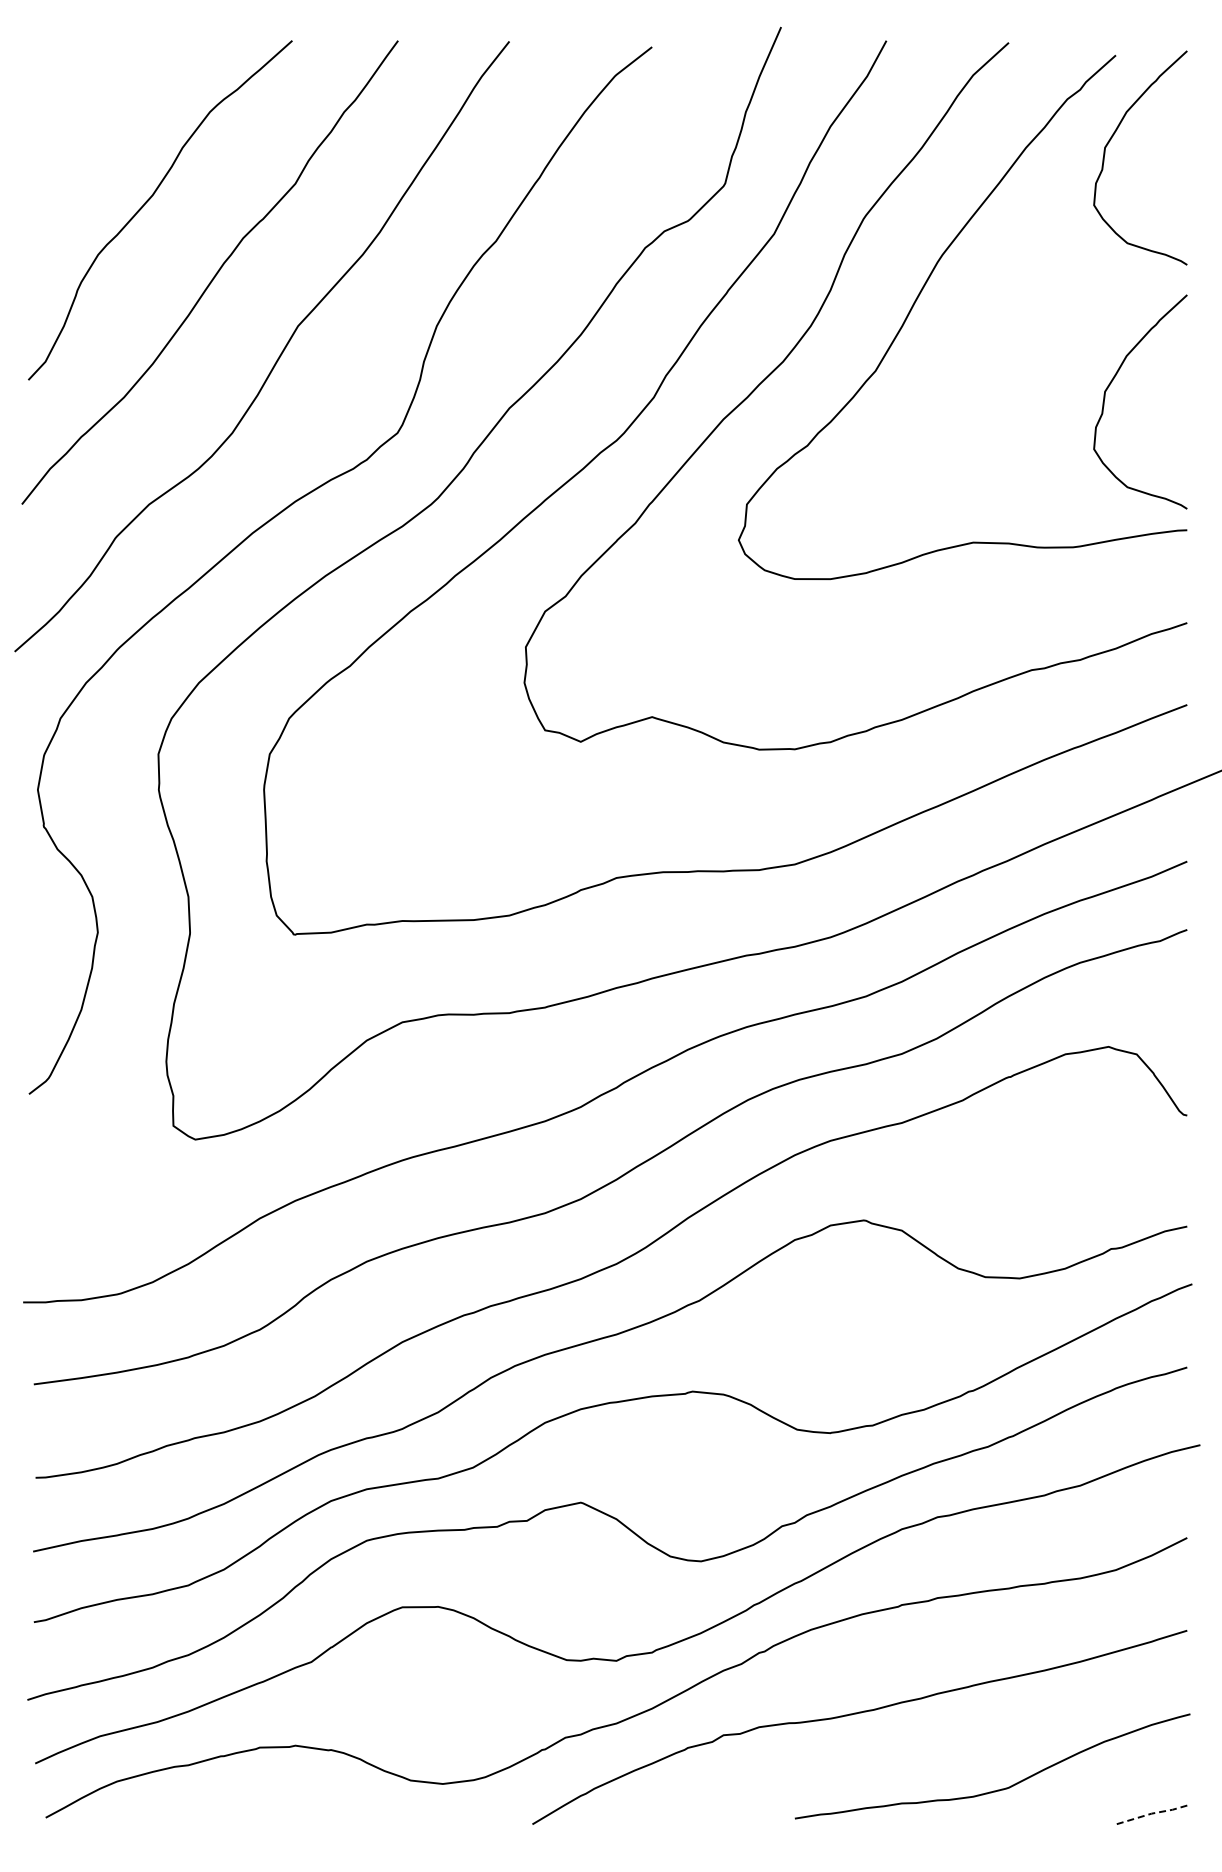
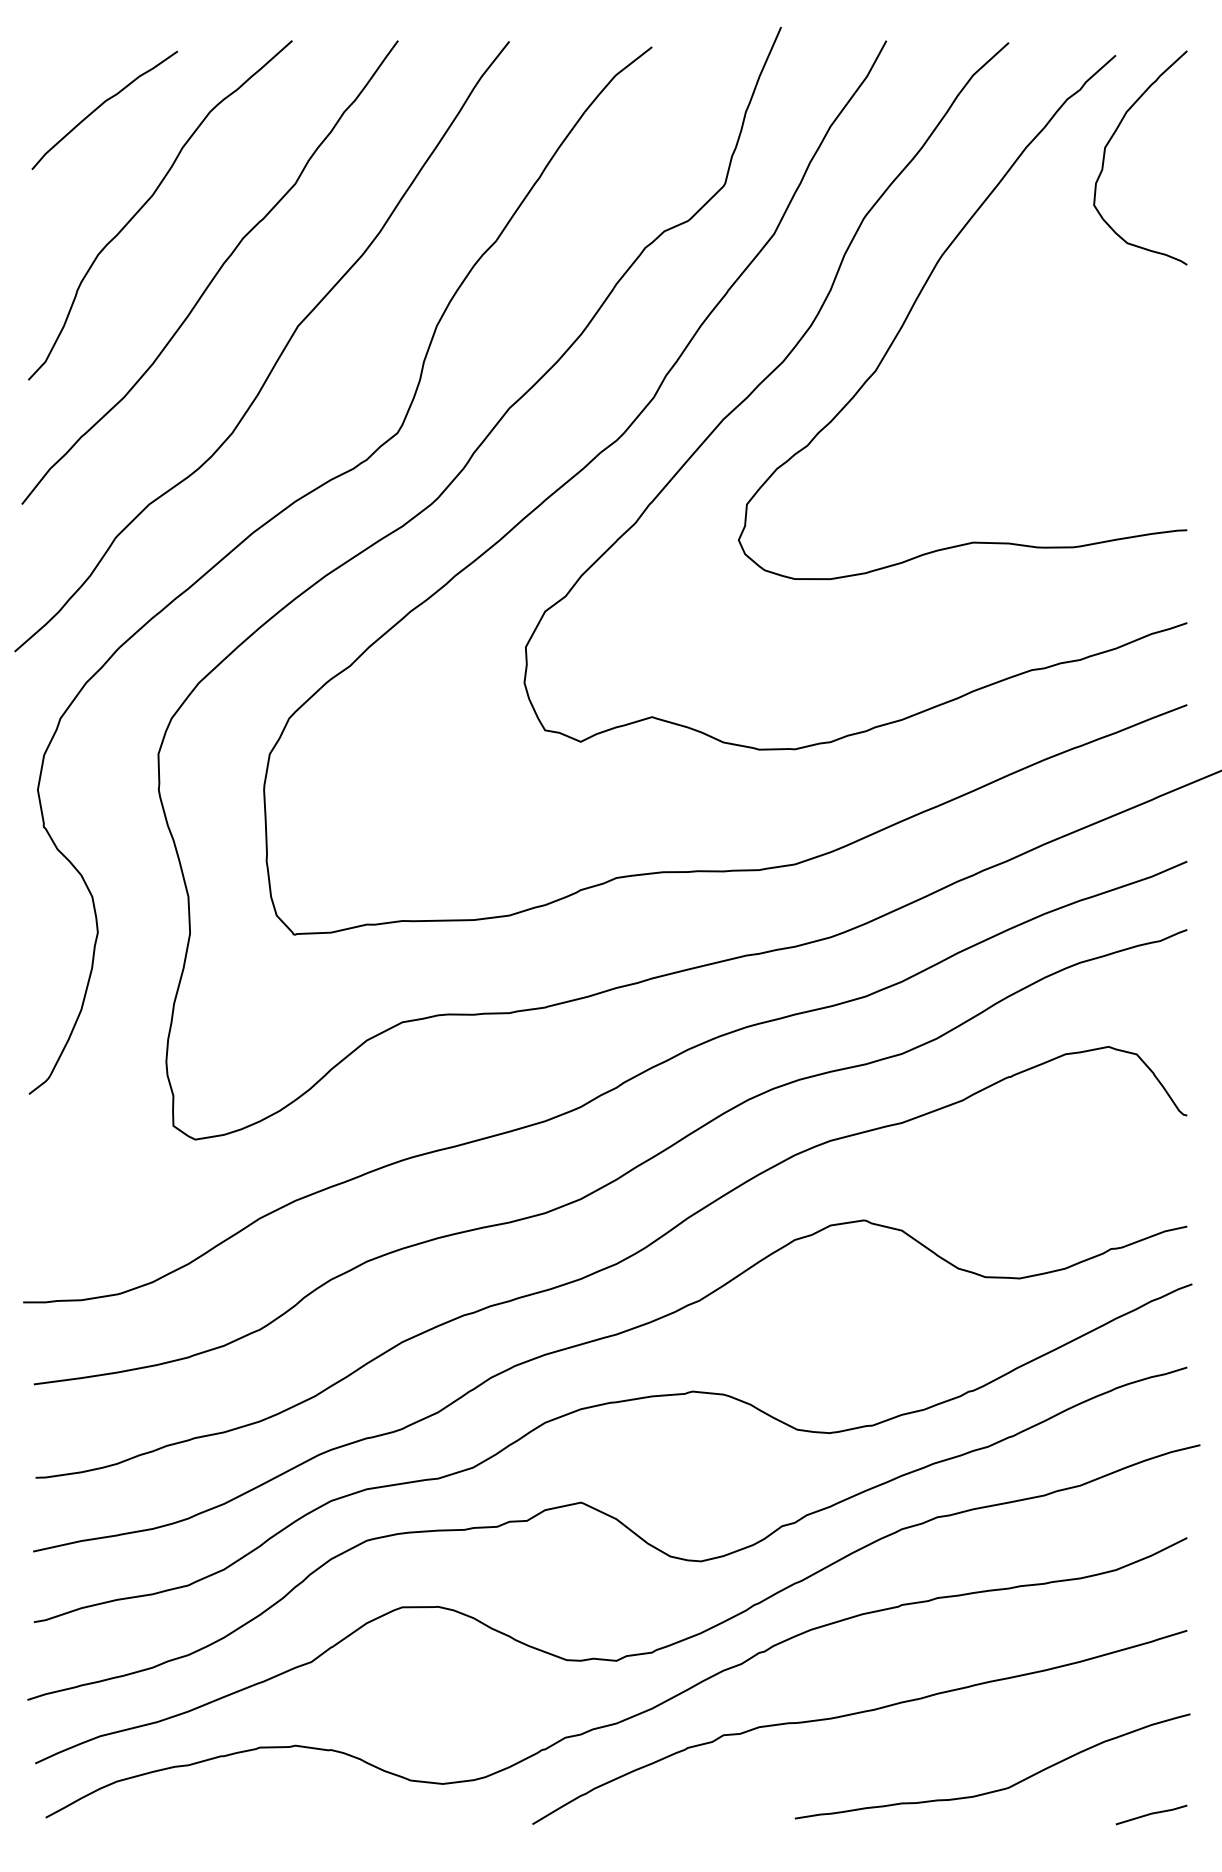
curve: none -> present (102, 105)
curve: present -> none (1110, 385)
line: dashed -> solid (1151, 1813)
